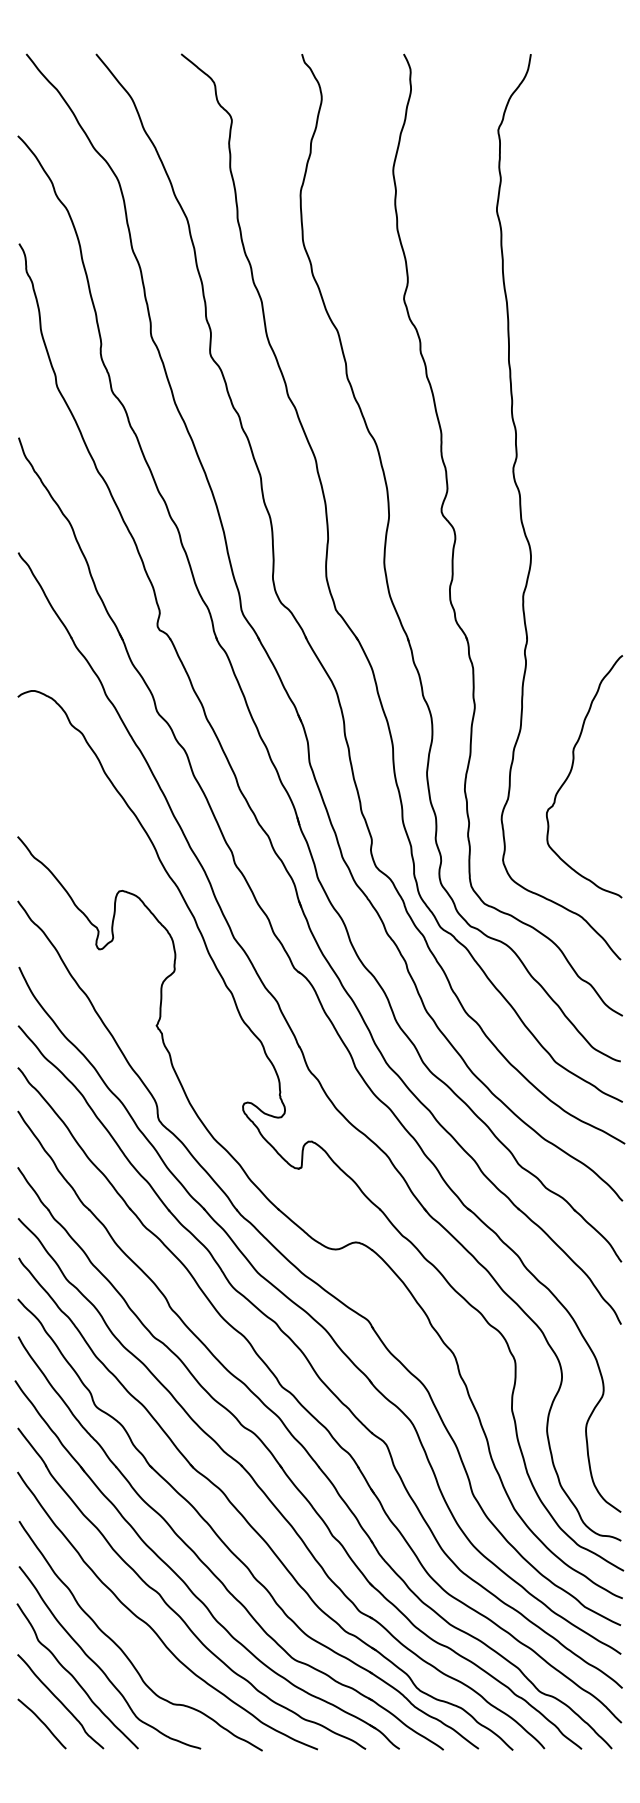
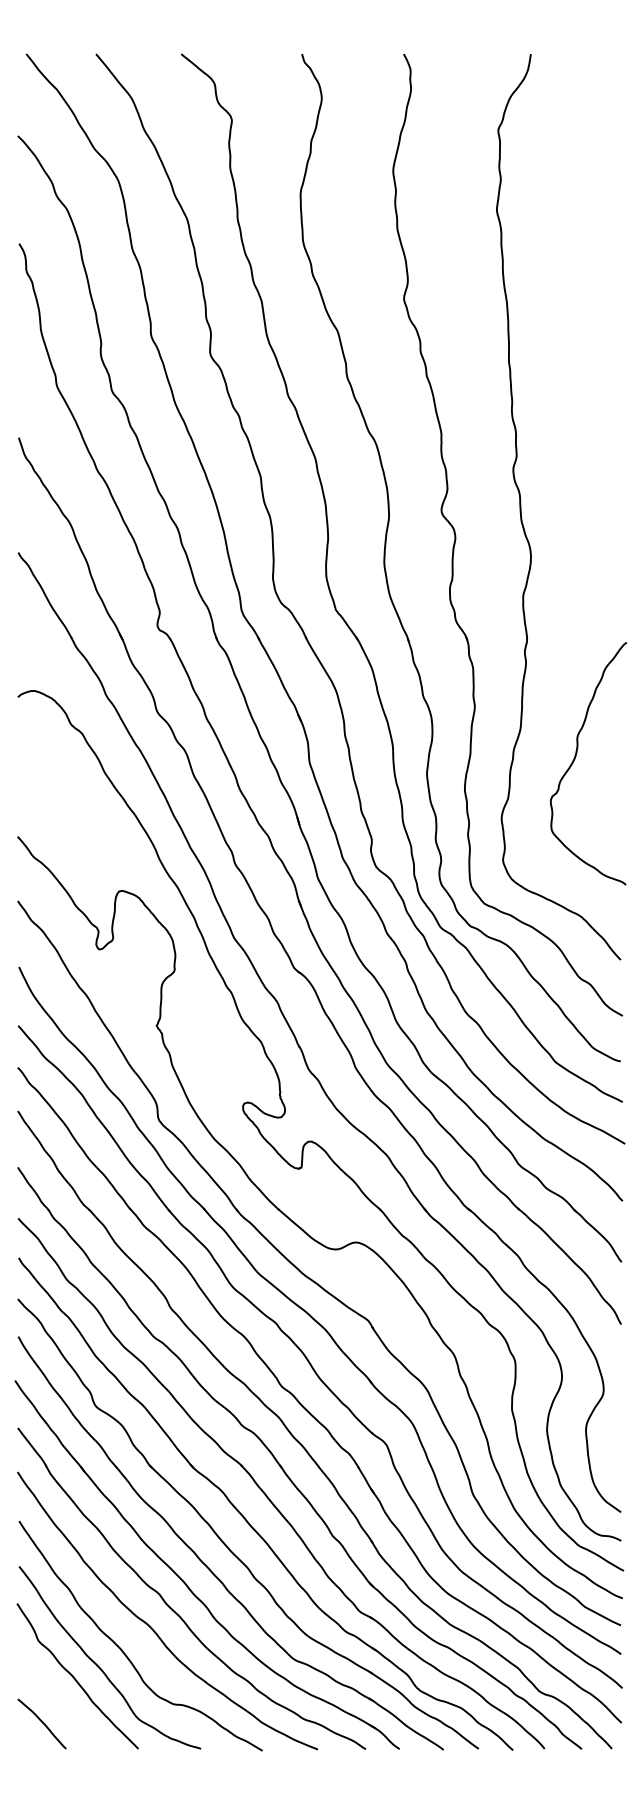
curve position: (571, 772) -> (575, 759) (575, 759)
curve: present -> none (60, 1701)
